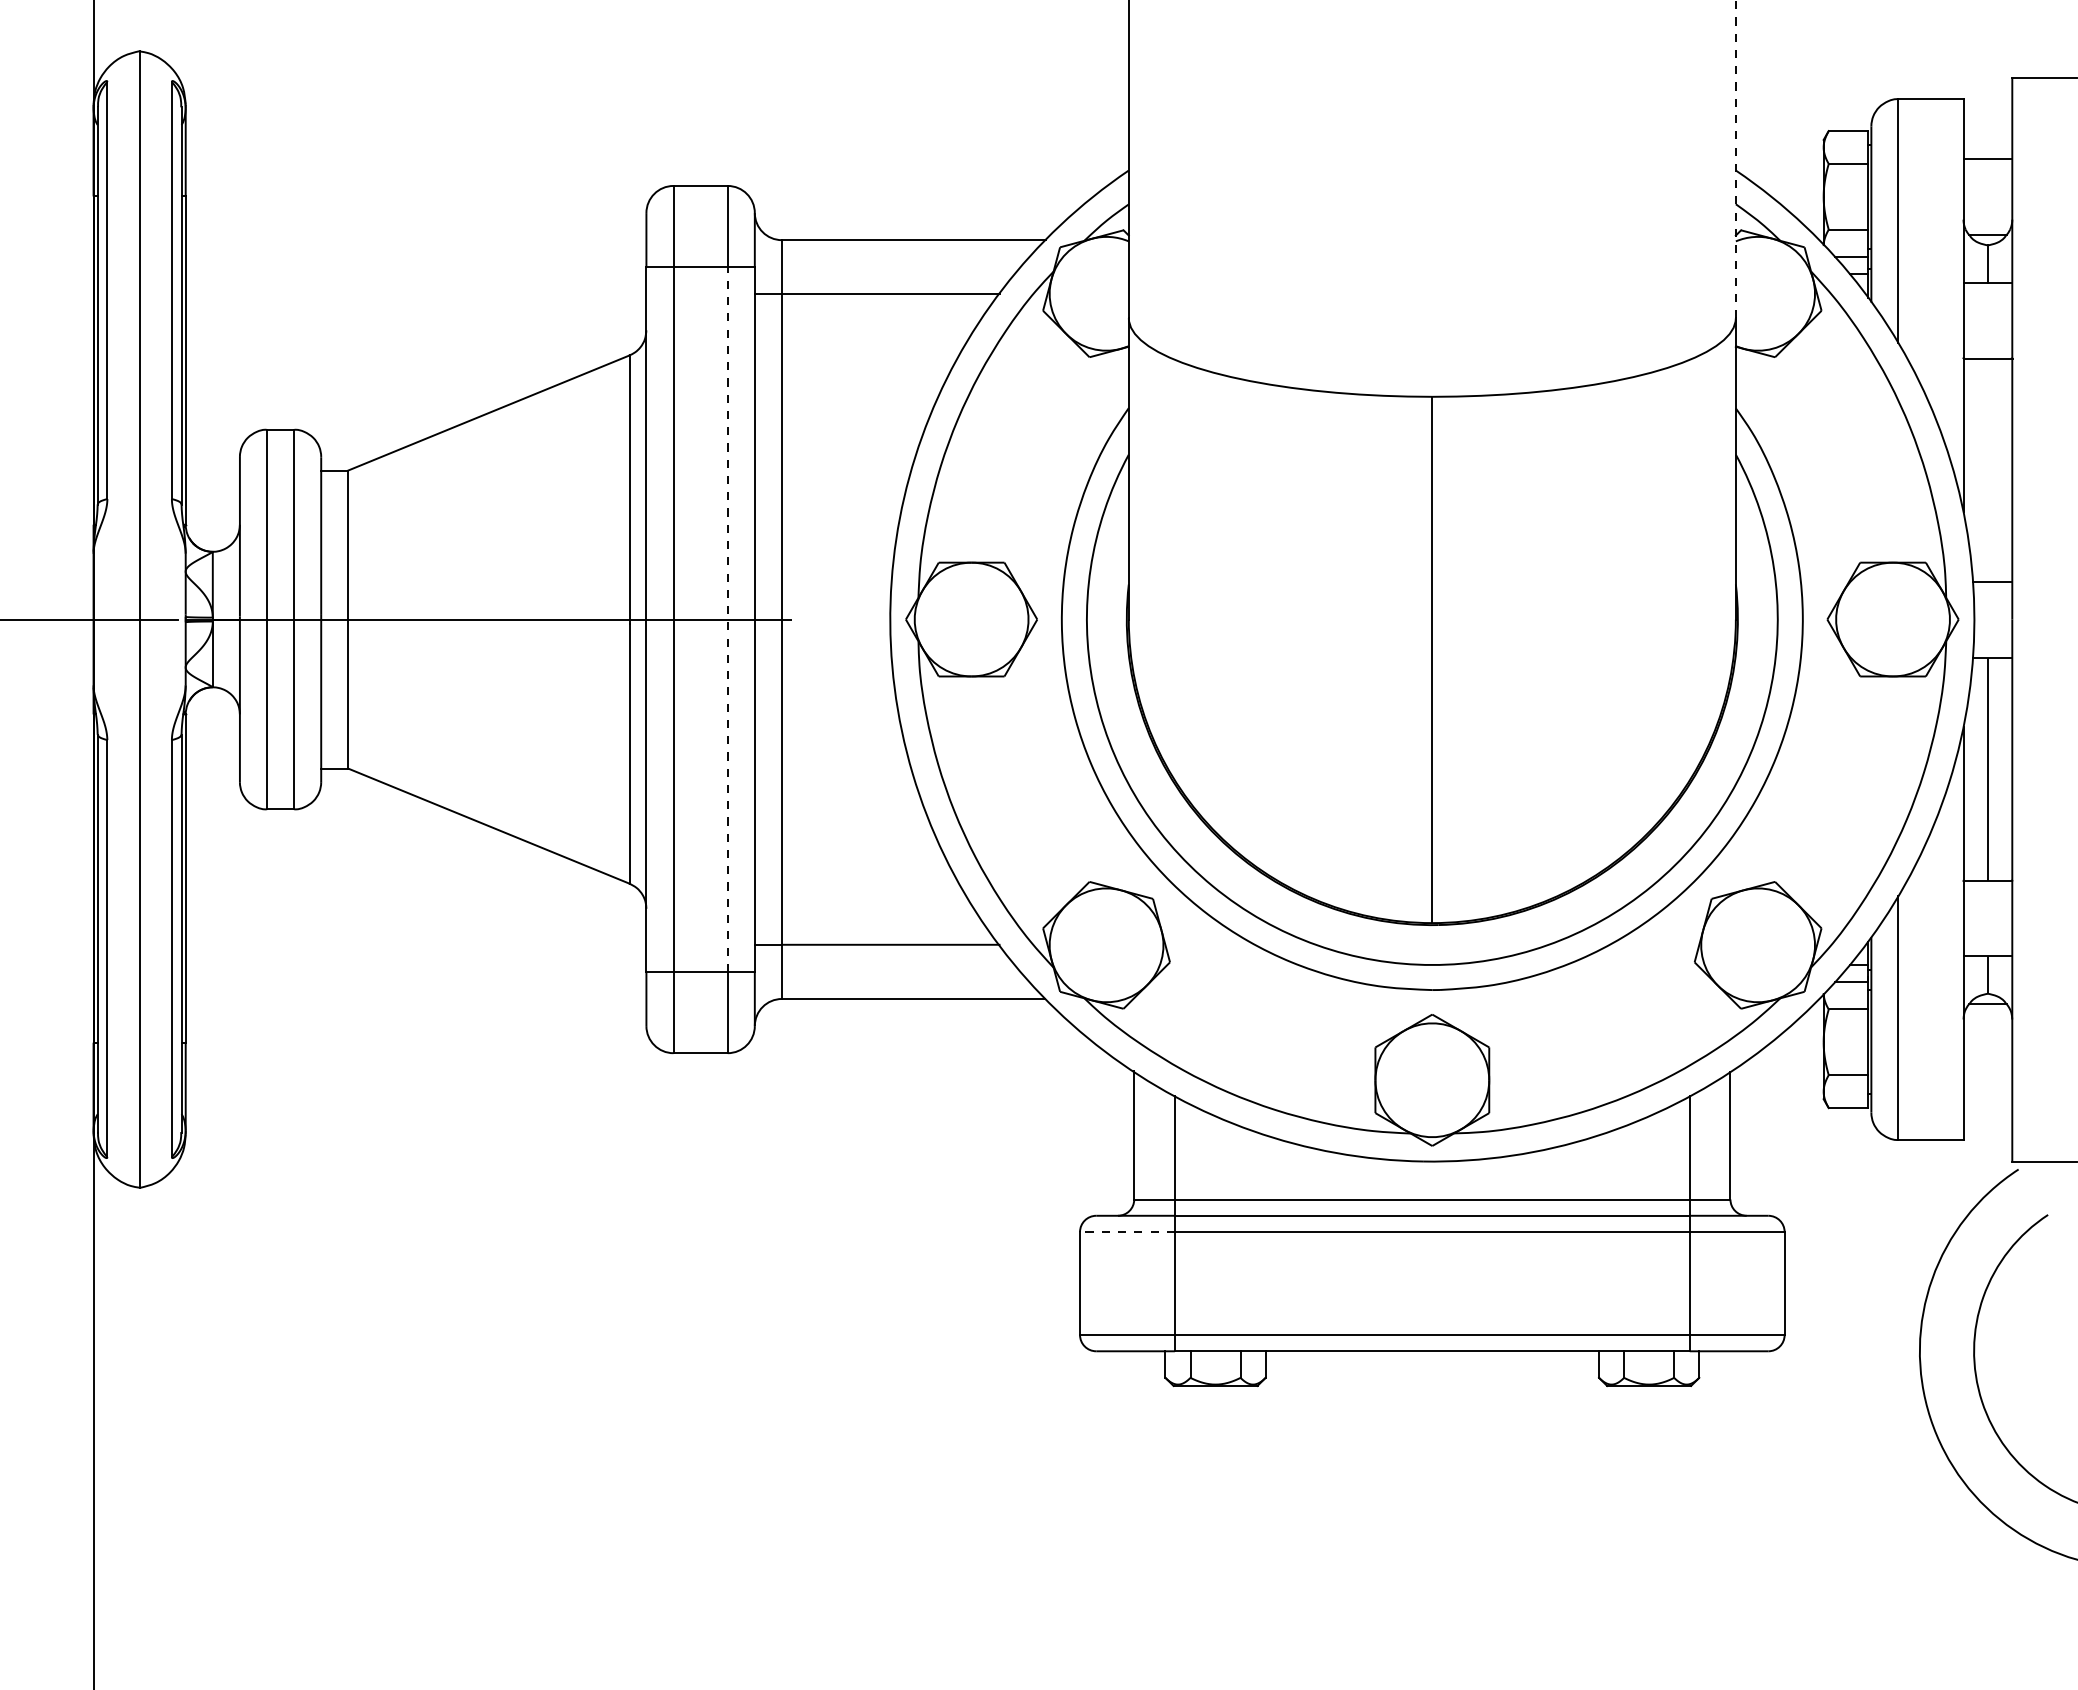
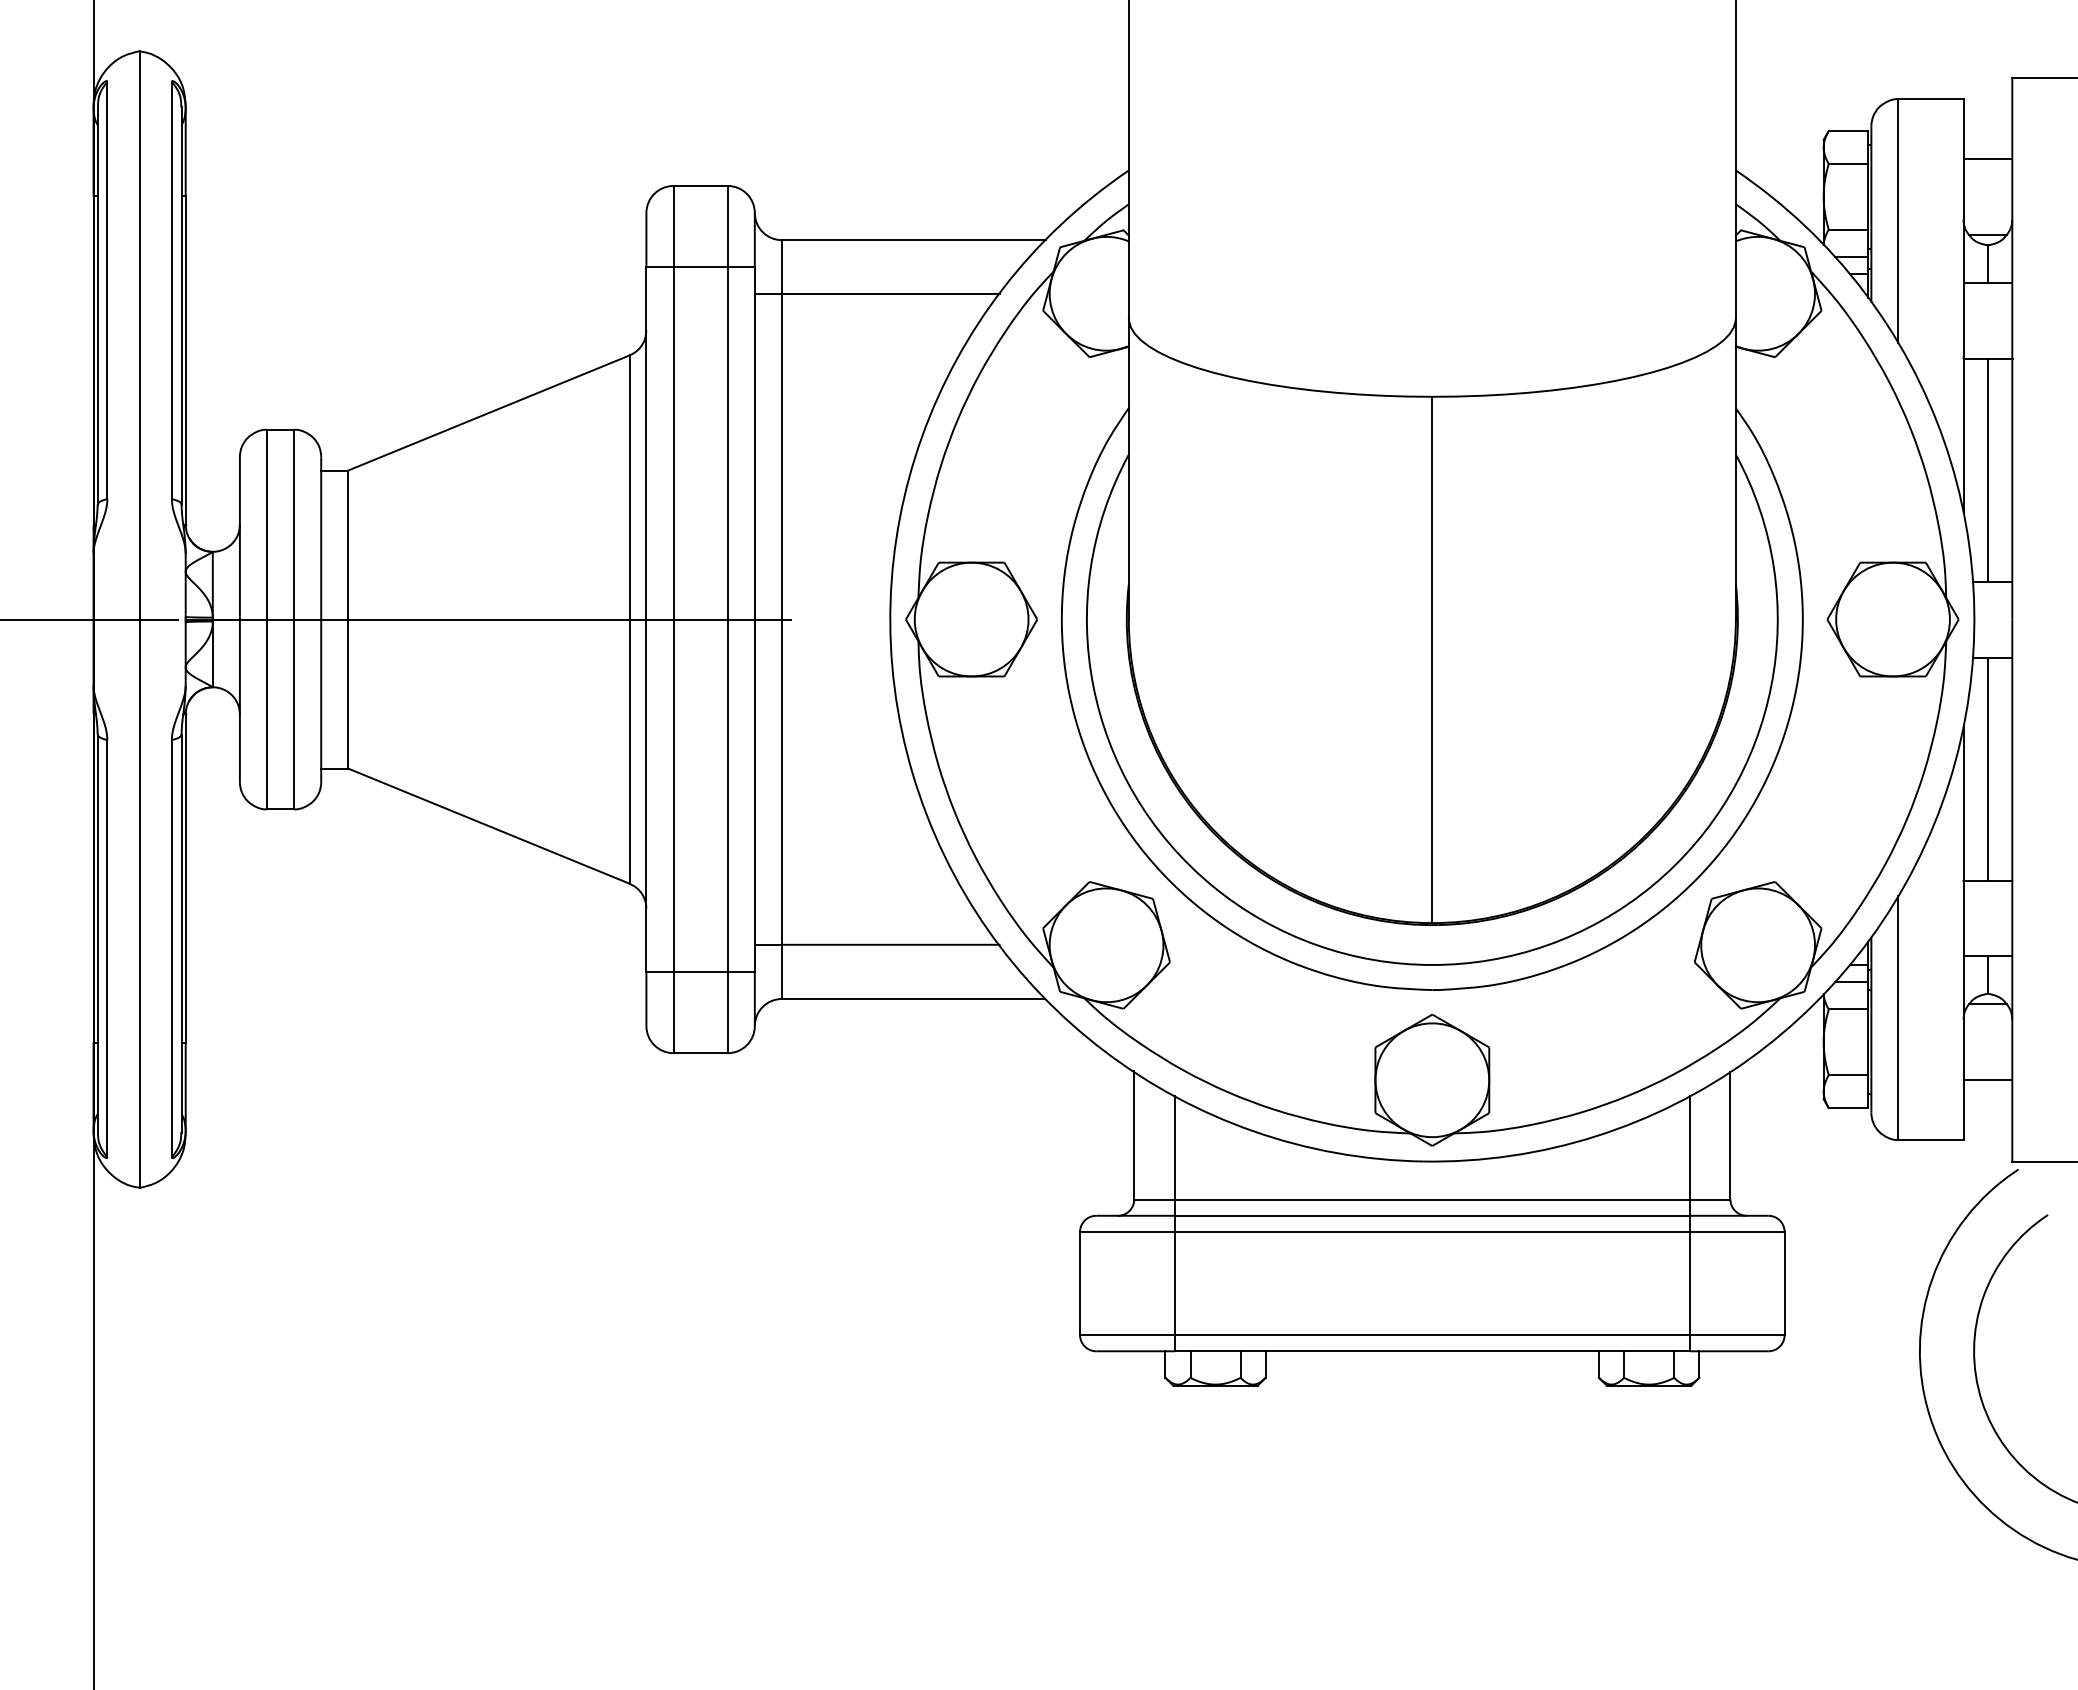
line: dashed -> solid (1735, 159)
line: none -> present (1987, 469)
line: dashed -> solid (727, 619)
line: none -> present (1987, 1080)
line: dashed -> solid (1126, 1232)
